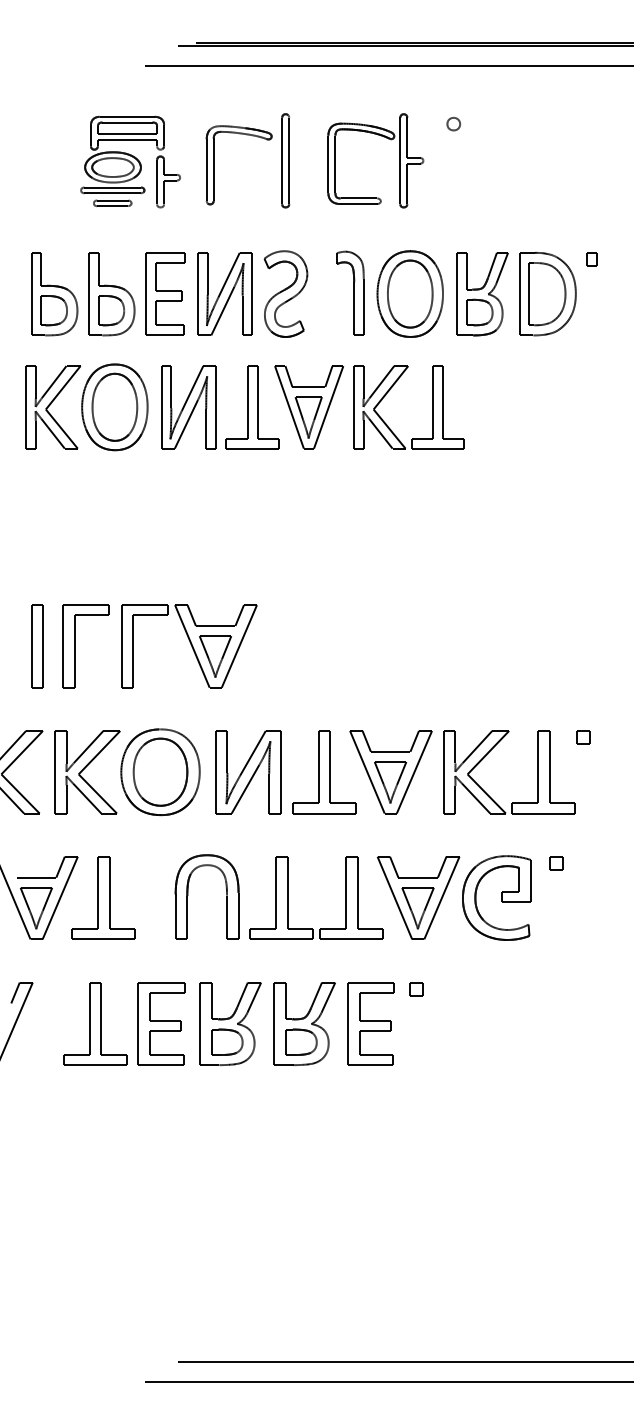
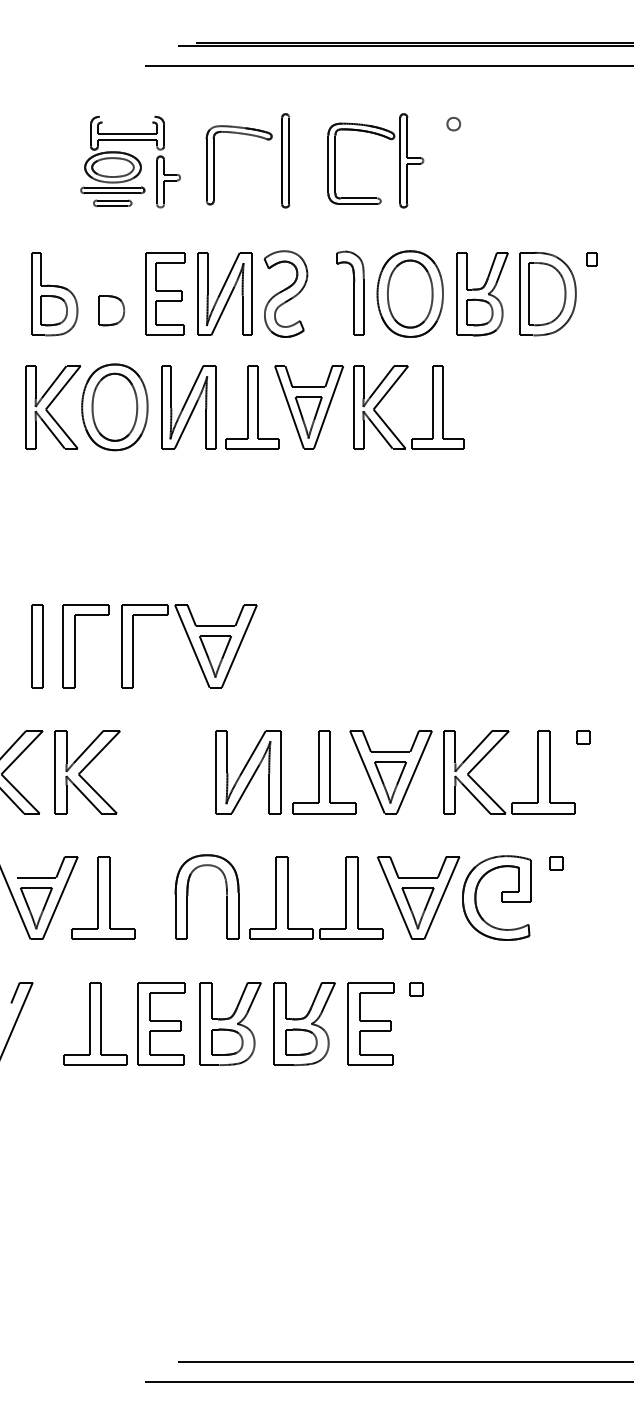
line: present -> none (126, 116)
line: present -> none (127, 122)
part: present -> none (111, 294)
part: present -> none (160, 772)
